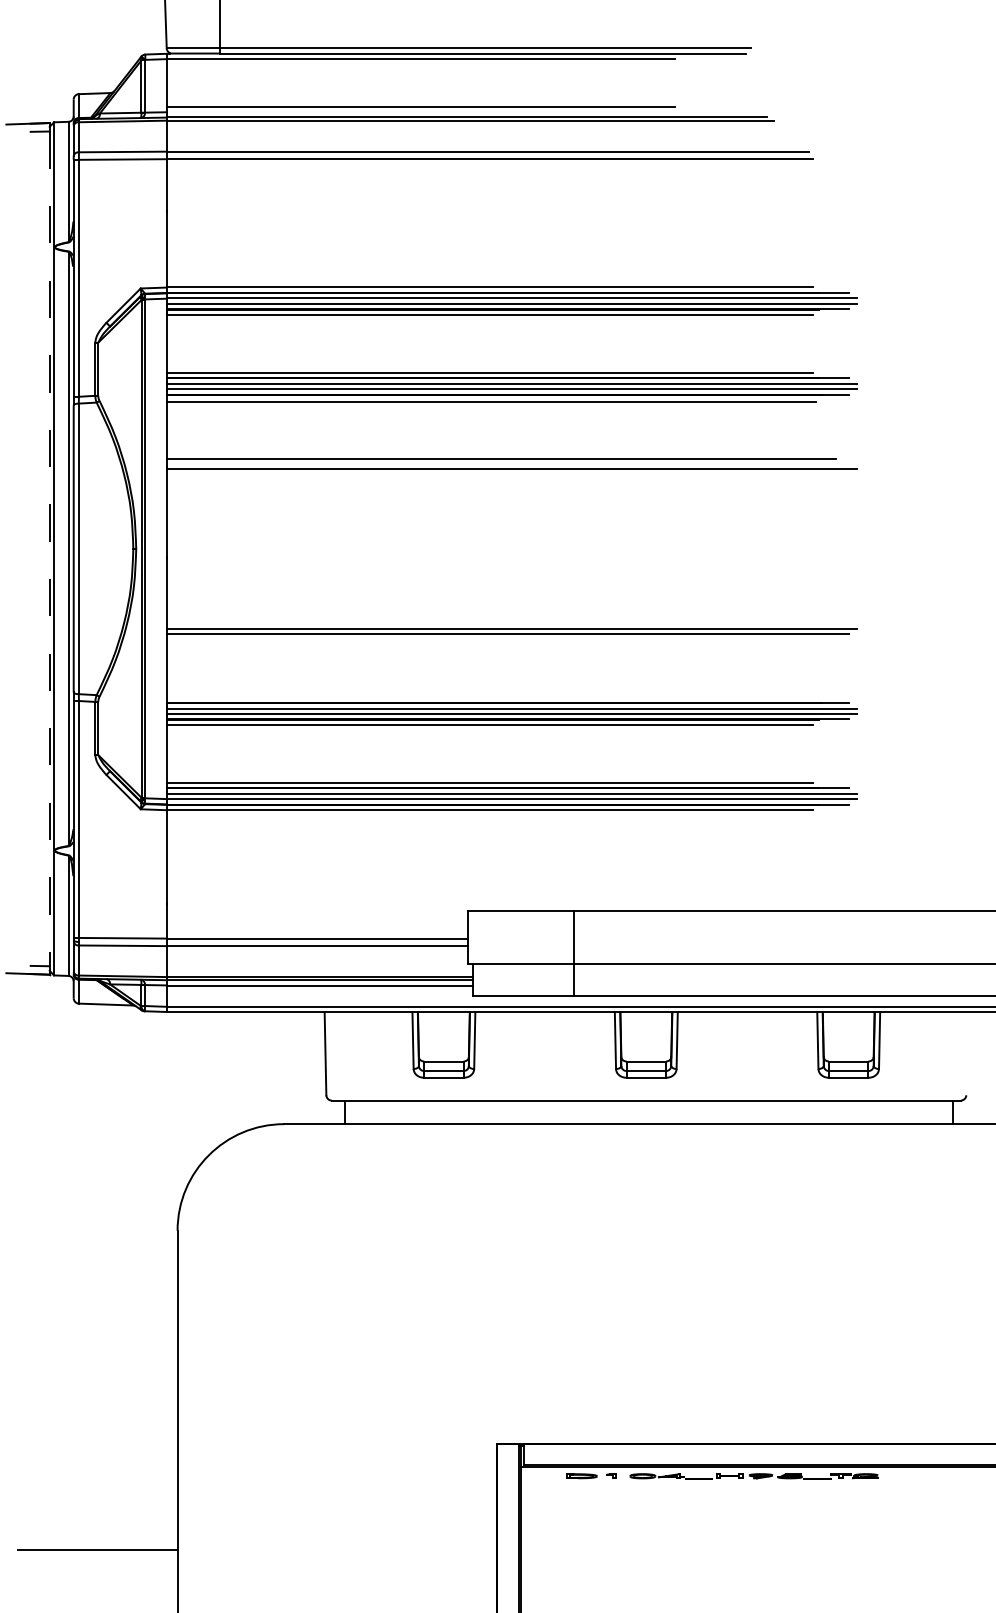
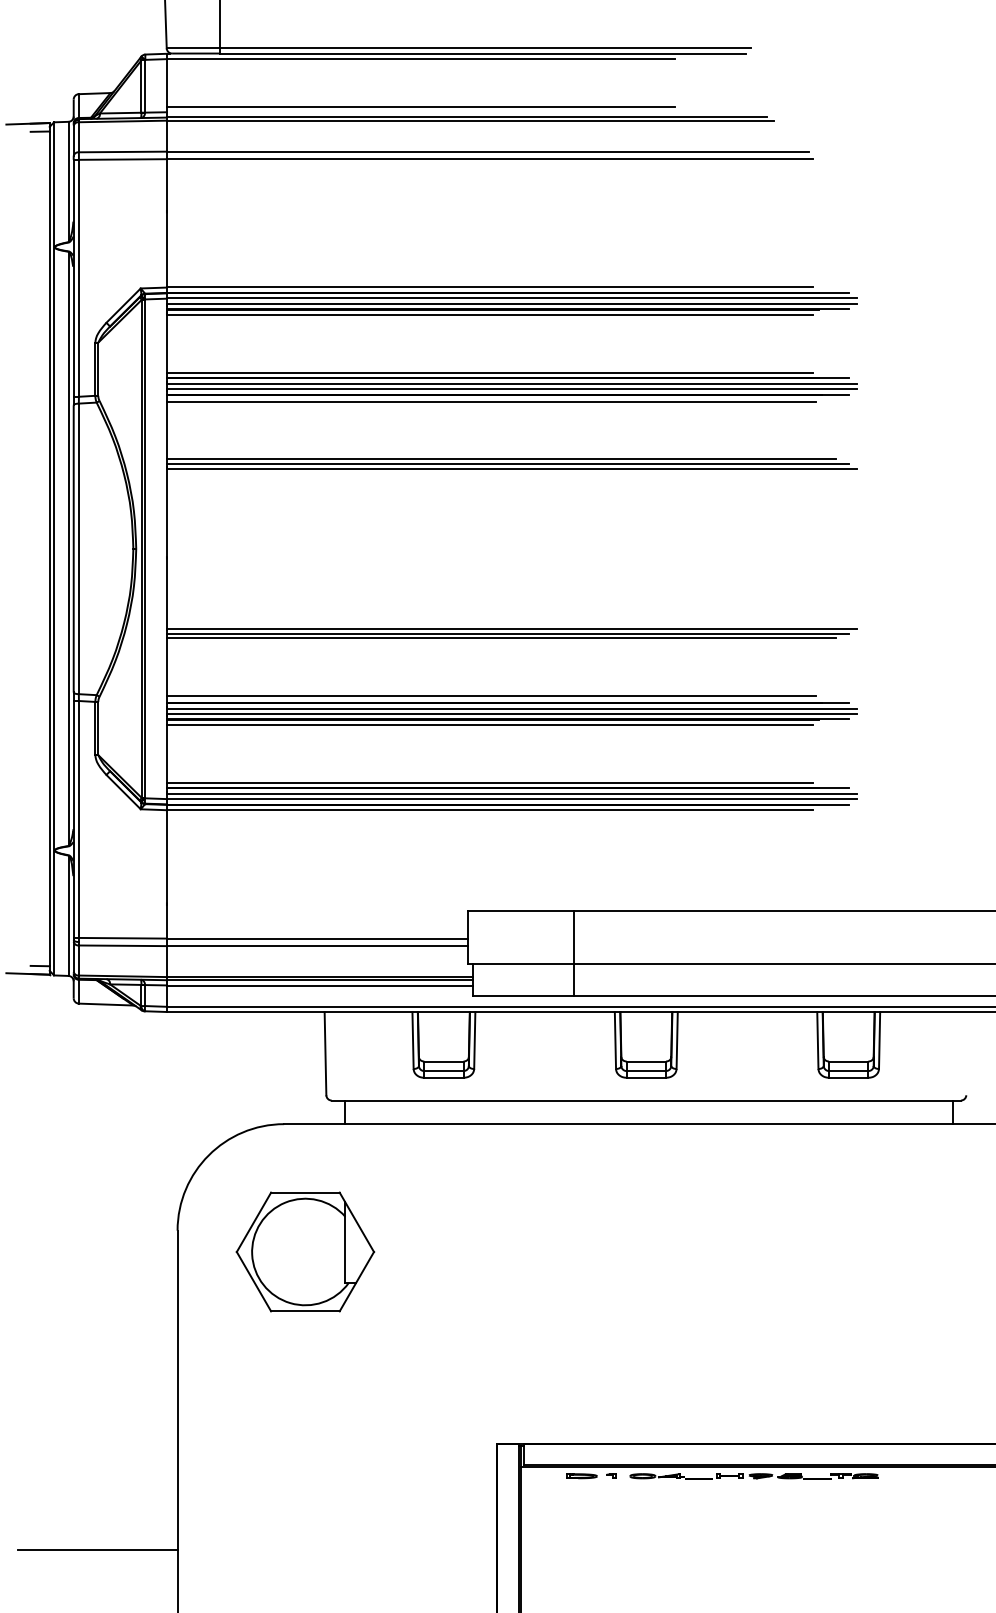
line: none -> present (507, 463)
line: dashed -> solid (49, 549)
line: none -> present (501, 638)
line: none -> present (490, 695)
part: none -> present (305, 1251)
